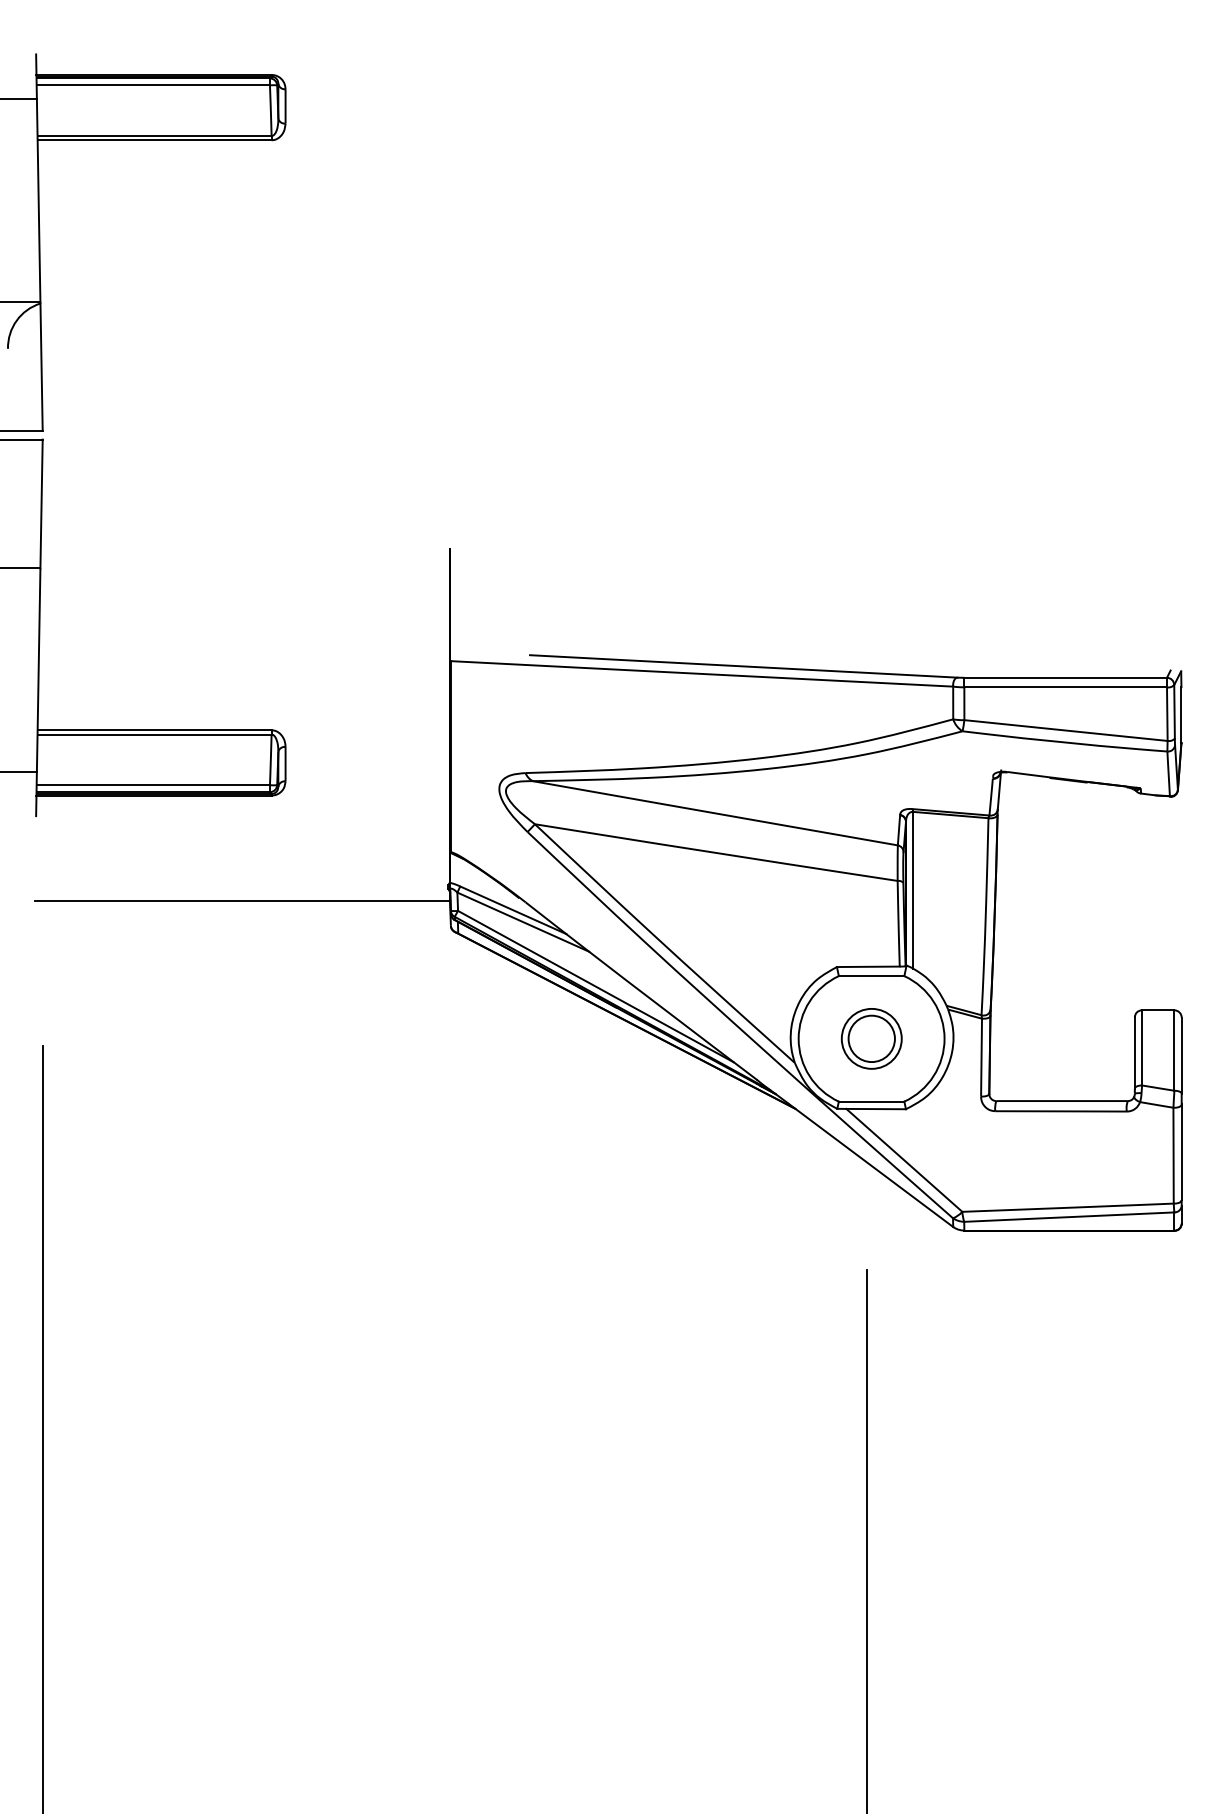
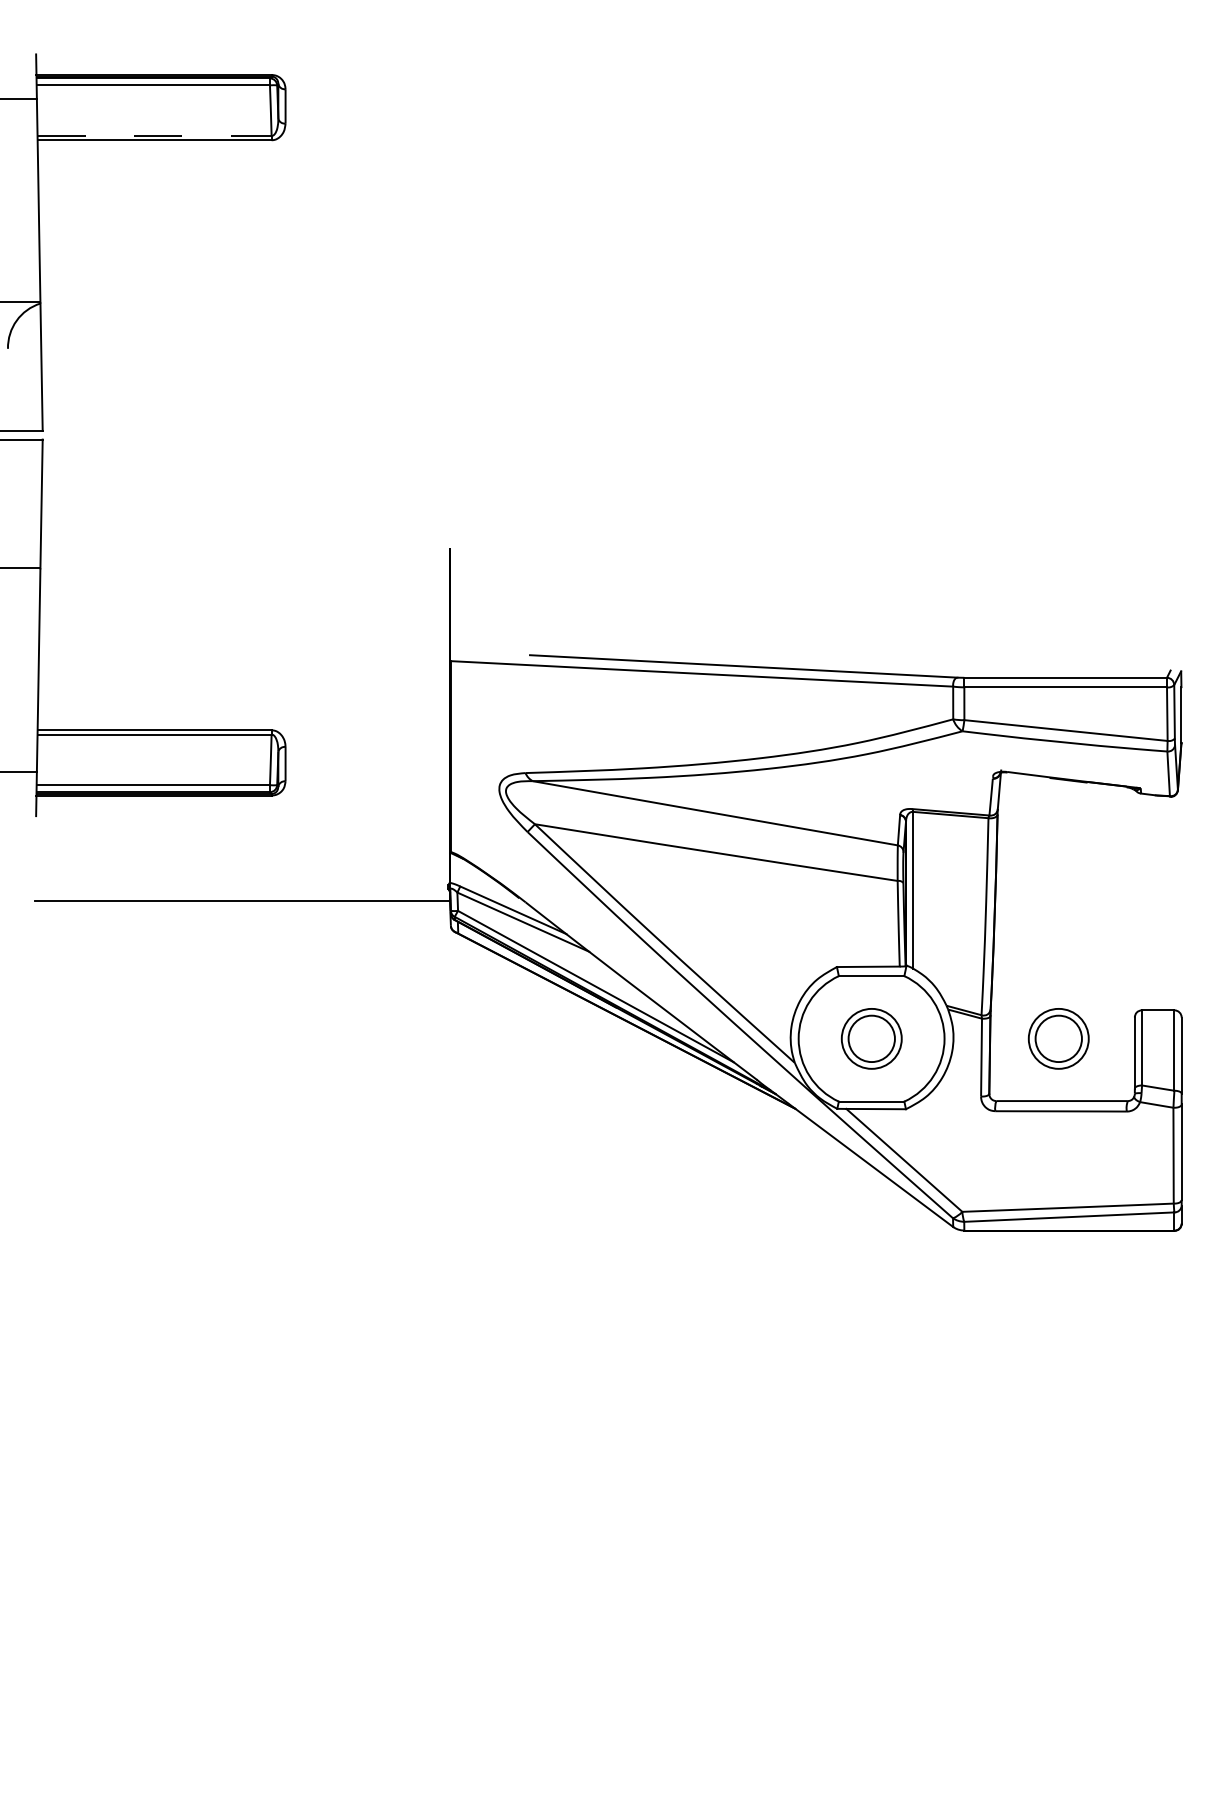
line: solid -> dashed (155, 135)
part: none -> present (1058, 1038)
line: present -> none (42, 1427)
line: present -> none (867, 1539)
